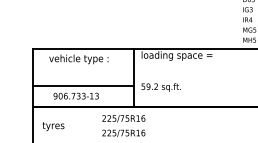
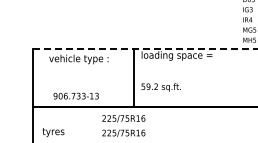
line: solid -> dashed (145, 48)
line: present -> none (83, 86)
text position: (53, 126) -> (53, 132) (53, 132)
